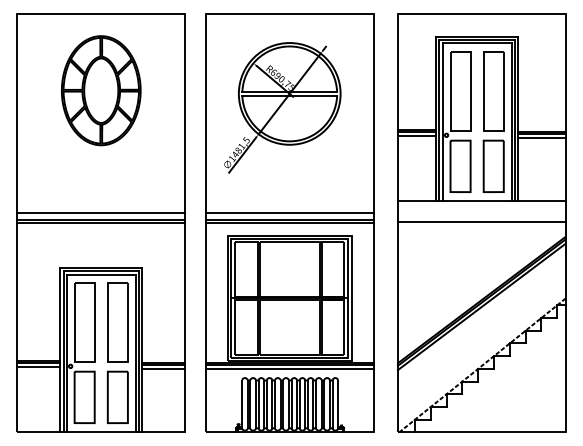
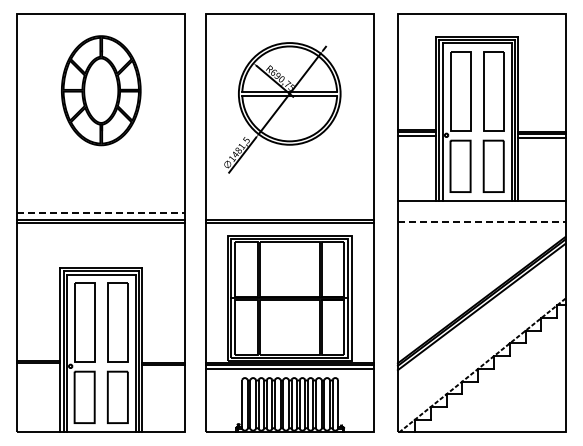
line: solid -> dashed (101, 212)
line: present -> none (289, 212)
line: solid -> dashed (481, 222)
line: present -> none (38, 366)
line: present -> none (163, 368)
